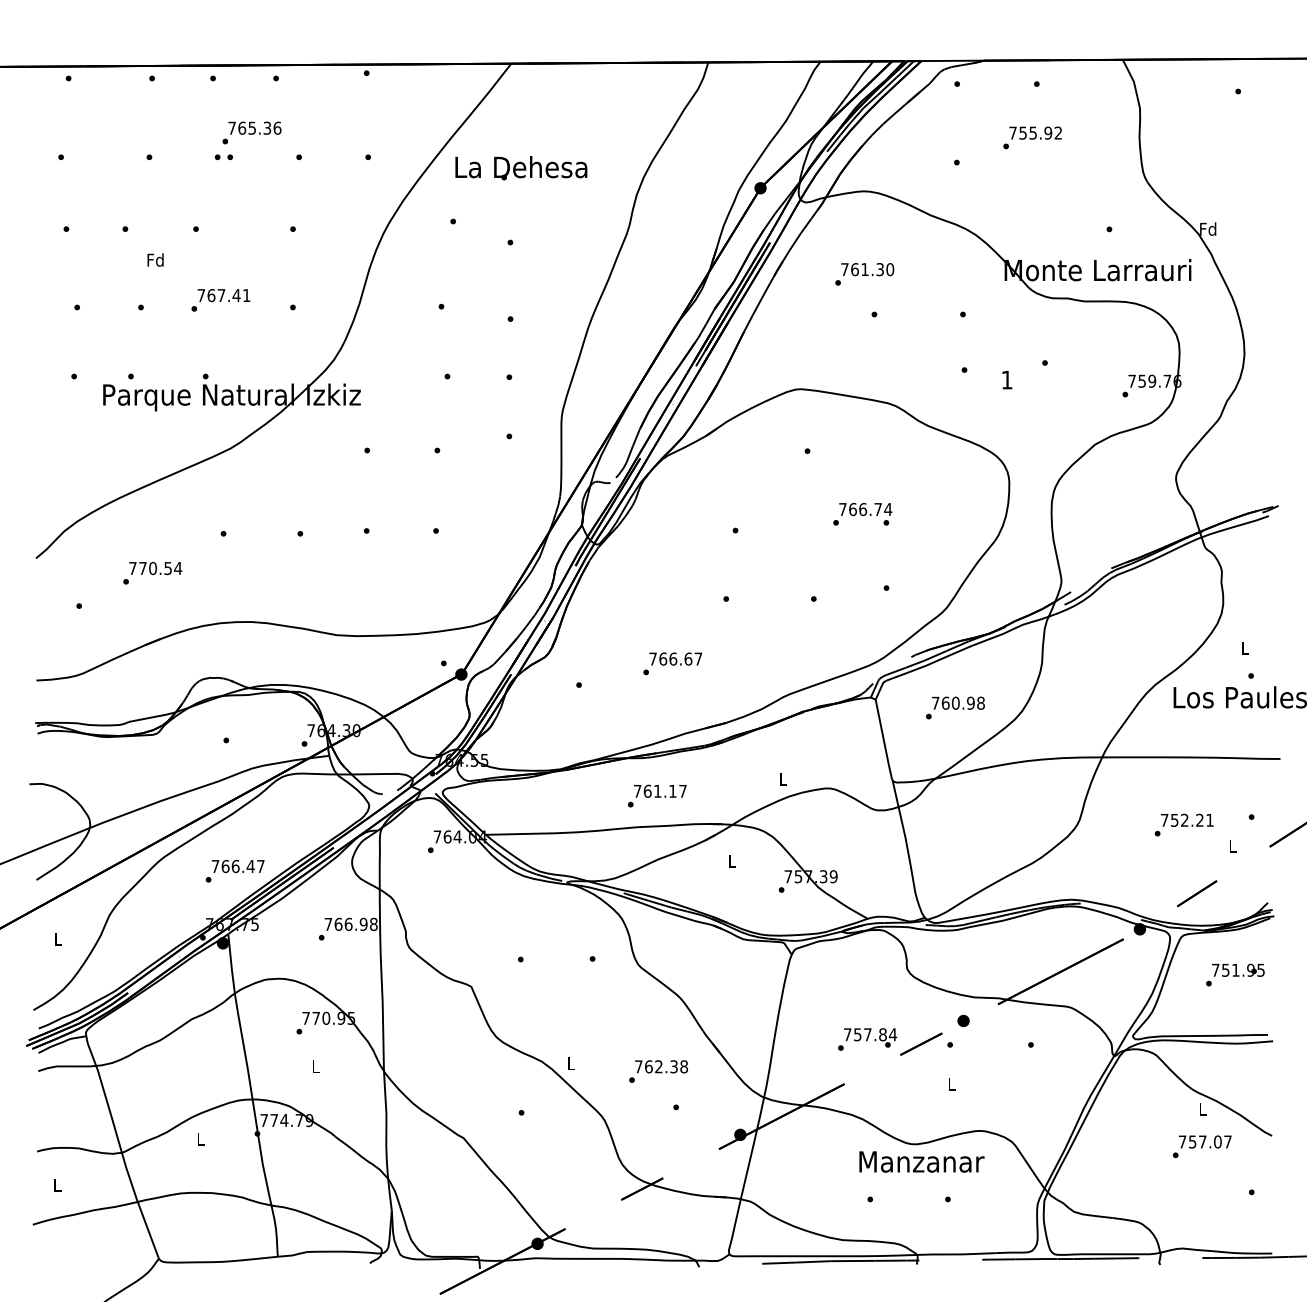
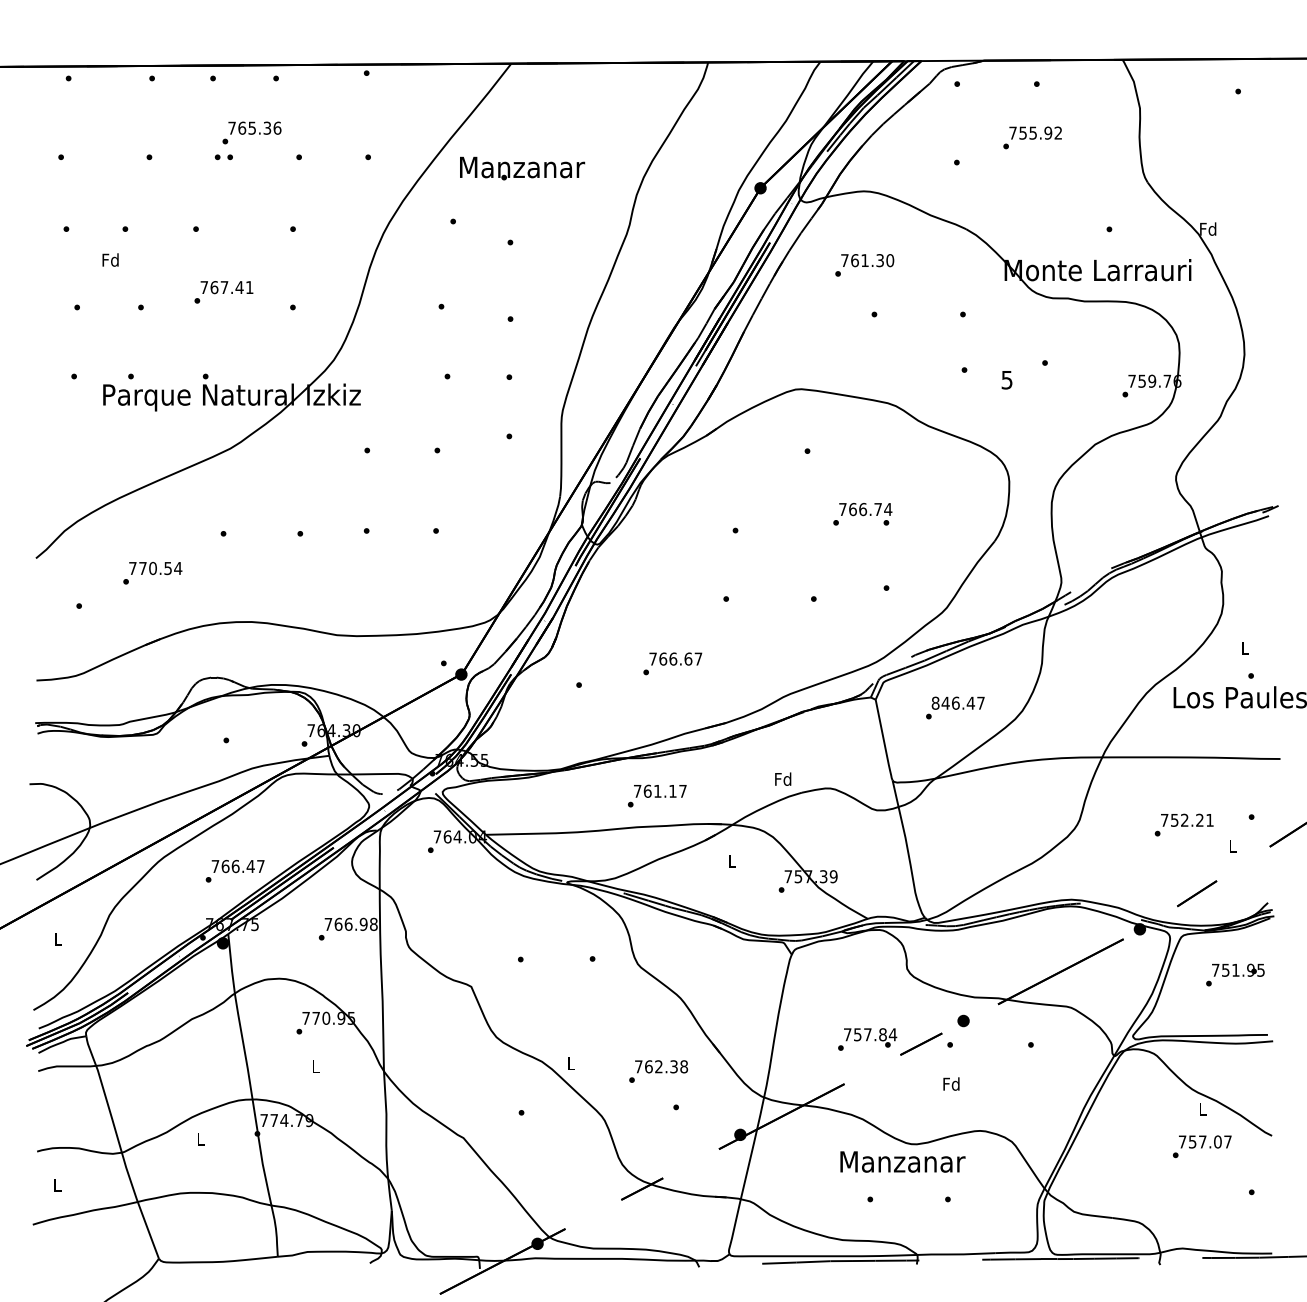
text: La Dehesa -> Manzanar (521, 167)
text position: (155, 259) -> (110, 259) (110, 259)
text position: (864, 274) -> (864, 265) (864, 265)
text position: (220, 300) -> (223, 292) (223, 292)
text: 1 -> 5 (1006, 380)
text: 760.98 -> 846.47 (957, 702)
text: L -> Fd (783, 778)
text: L -> Fd (951, 1083)
text position: (921, 1161) -> (902, 1161) (902, 1161)
